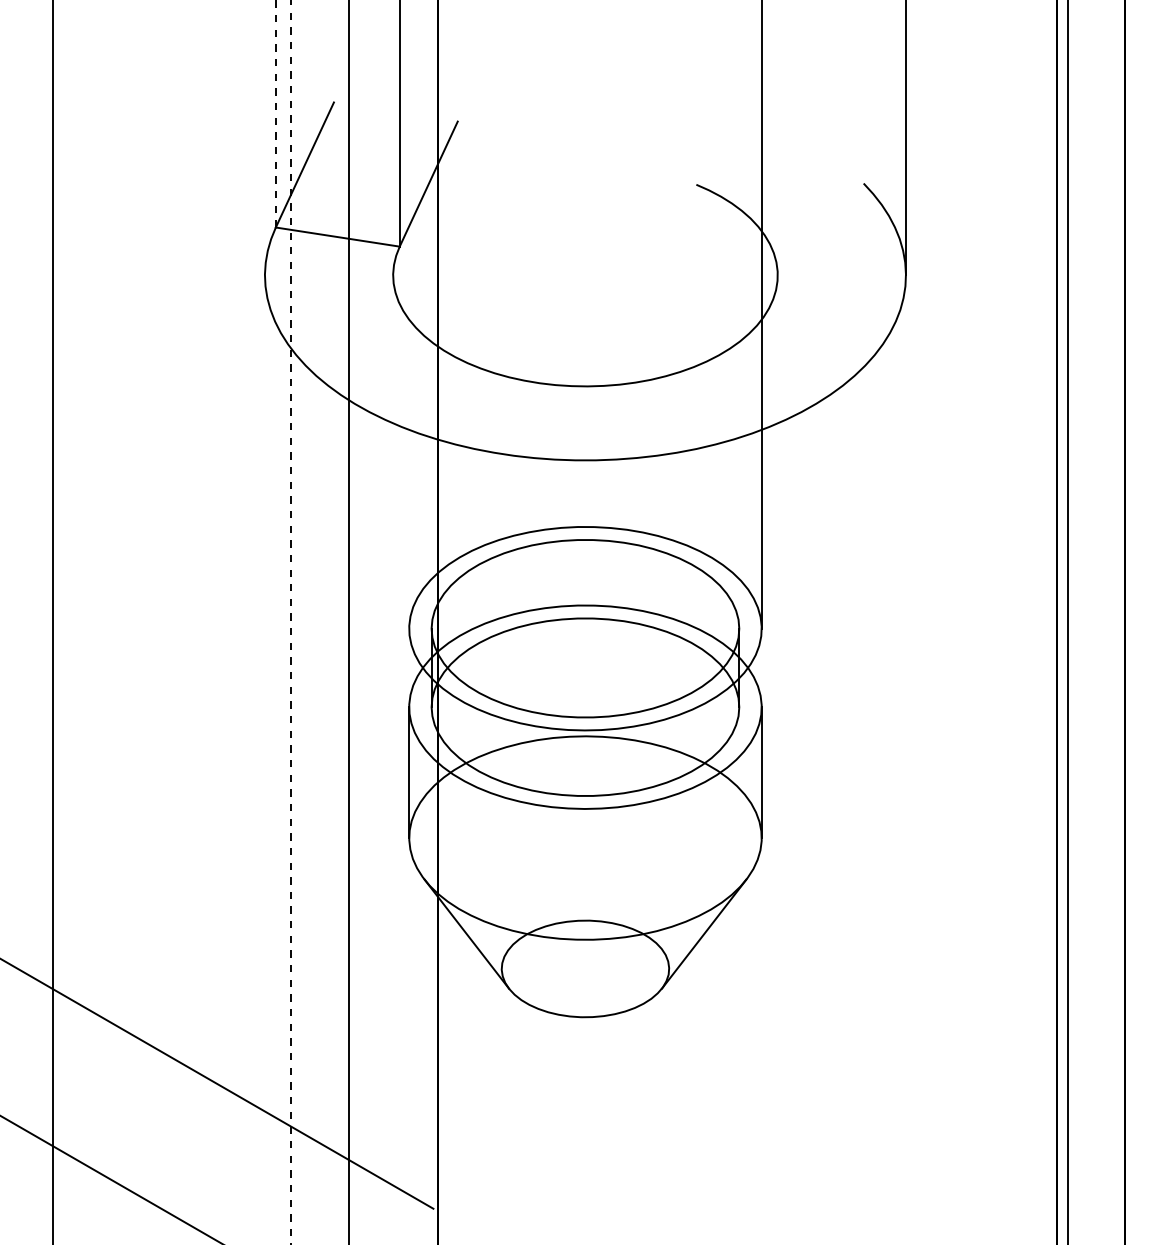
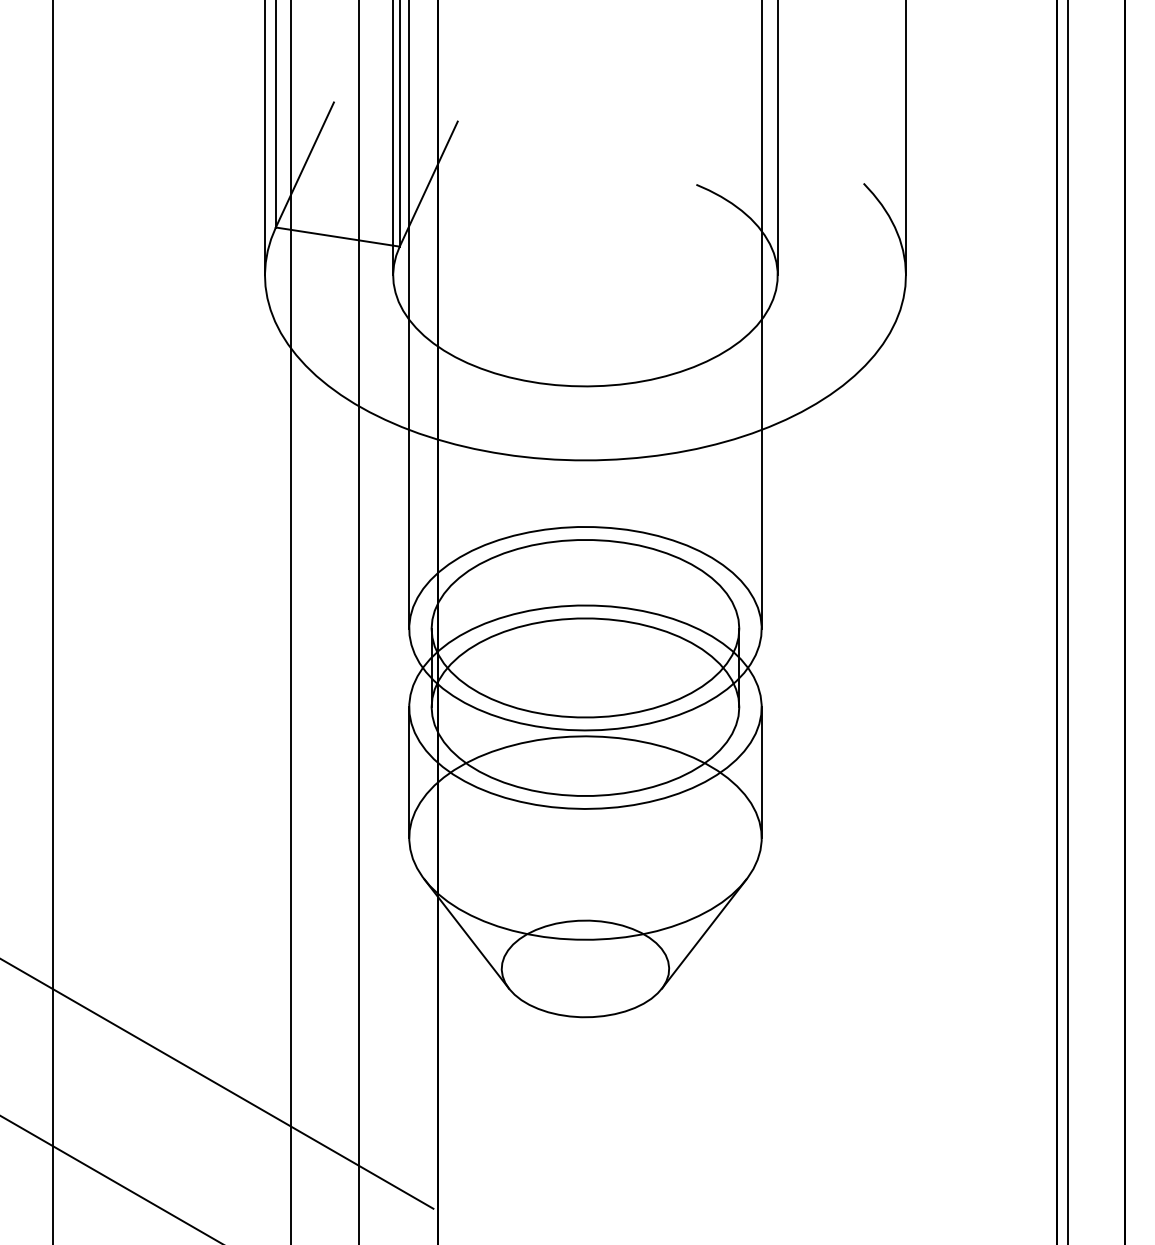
line: dashed -> solid (275, 113)
line: none -> present (264, 138)
line: none -> present (393, 138)
line: none -> present (777, 138)
line: none -> present (409, 315)
line position: (348, 621) -> (358, 621) (358, 621)
line: dashed -> solid (290, 622)
